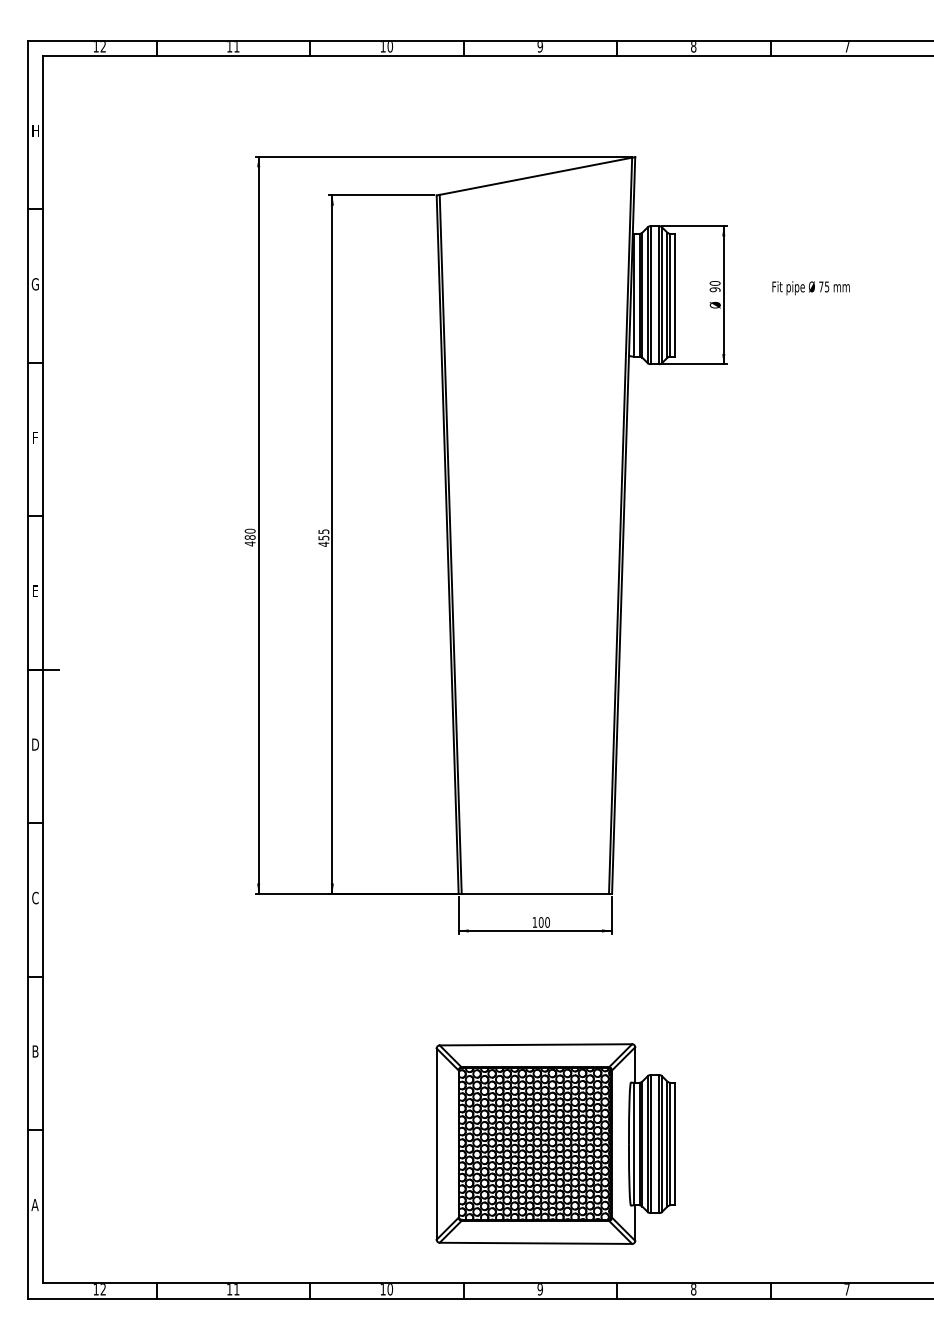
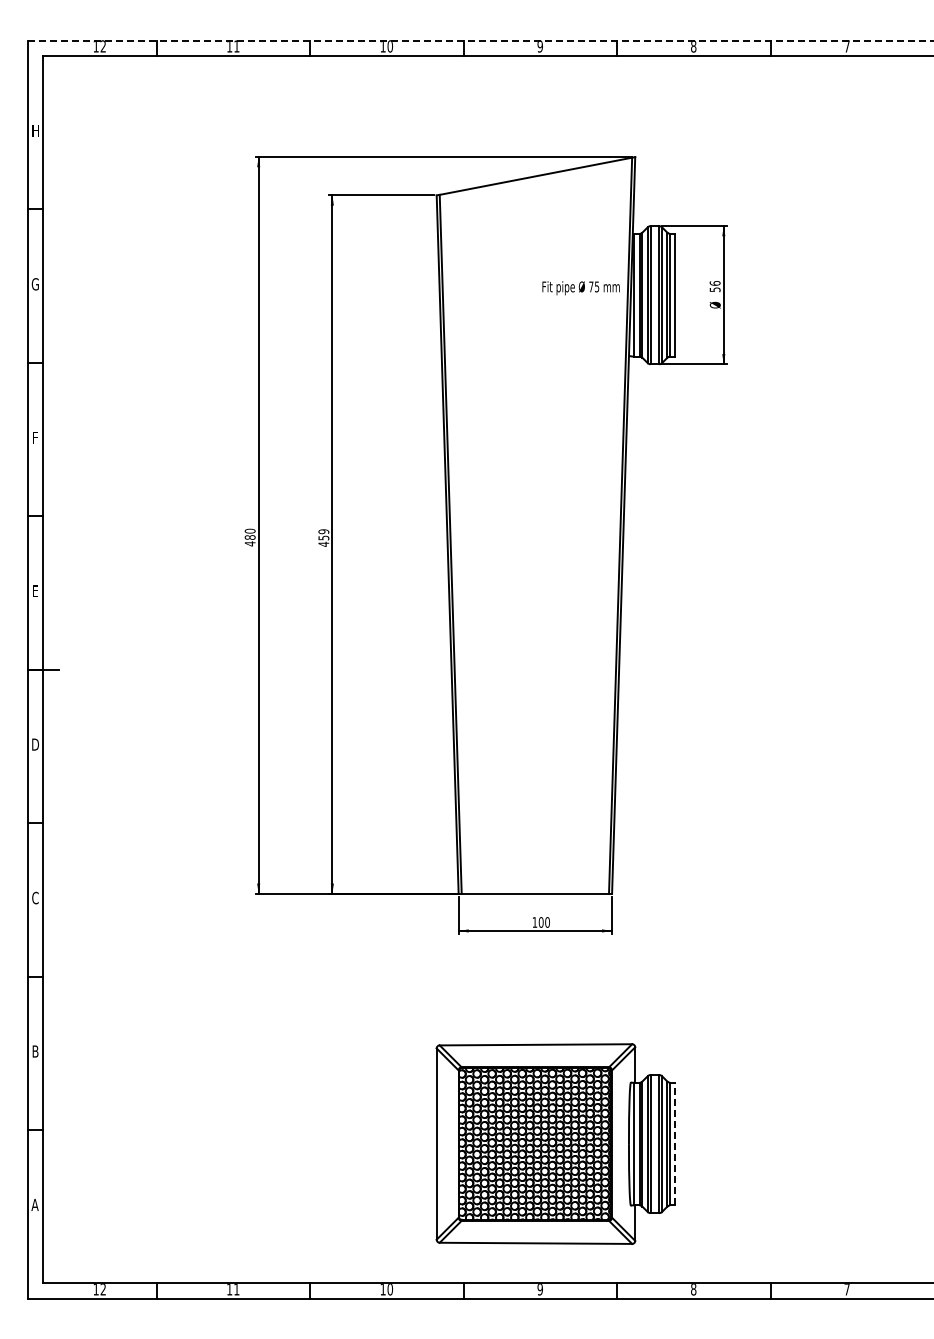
line: solid -> dashed (480, 40)
text: 90 -> 56 (714, 286)
text position: (810, 288) -> (580, 288) (580, 288)
text: 455 -> 459 (323, 531)
line: solid -> dashed (674, 1143)
